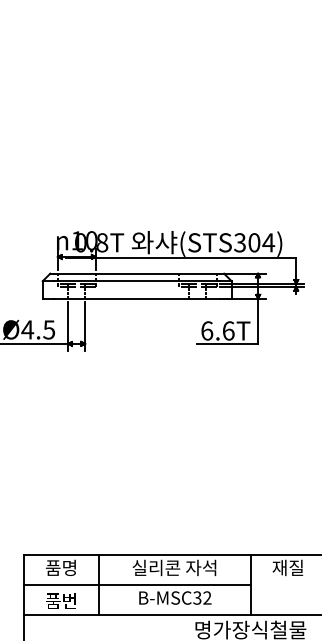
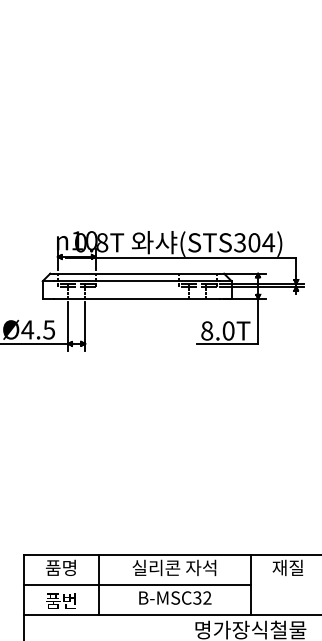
text: 6.6T -> 8.0T (217, 330)
